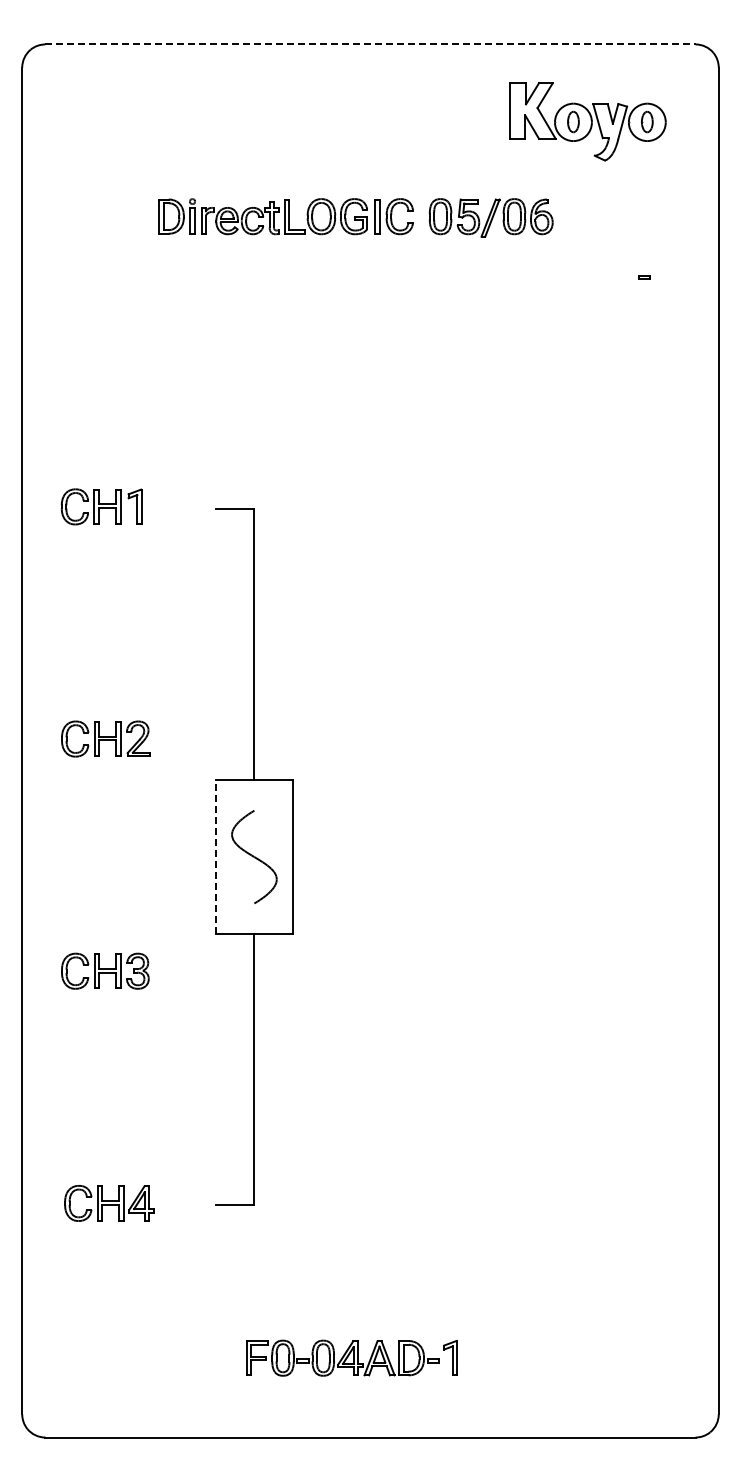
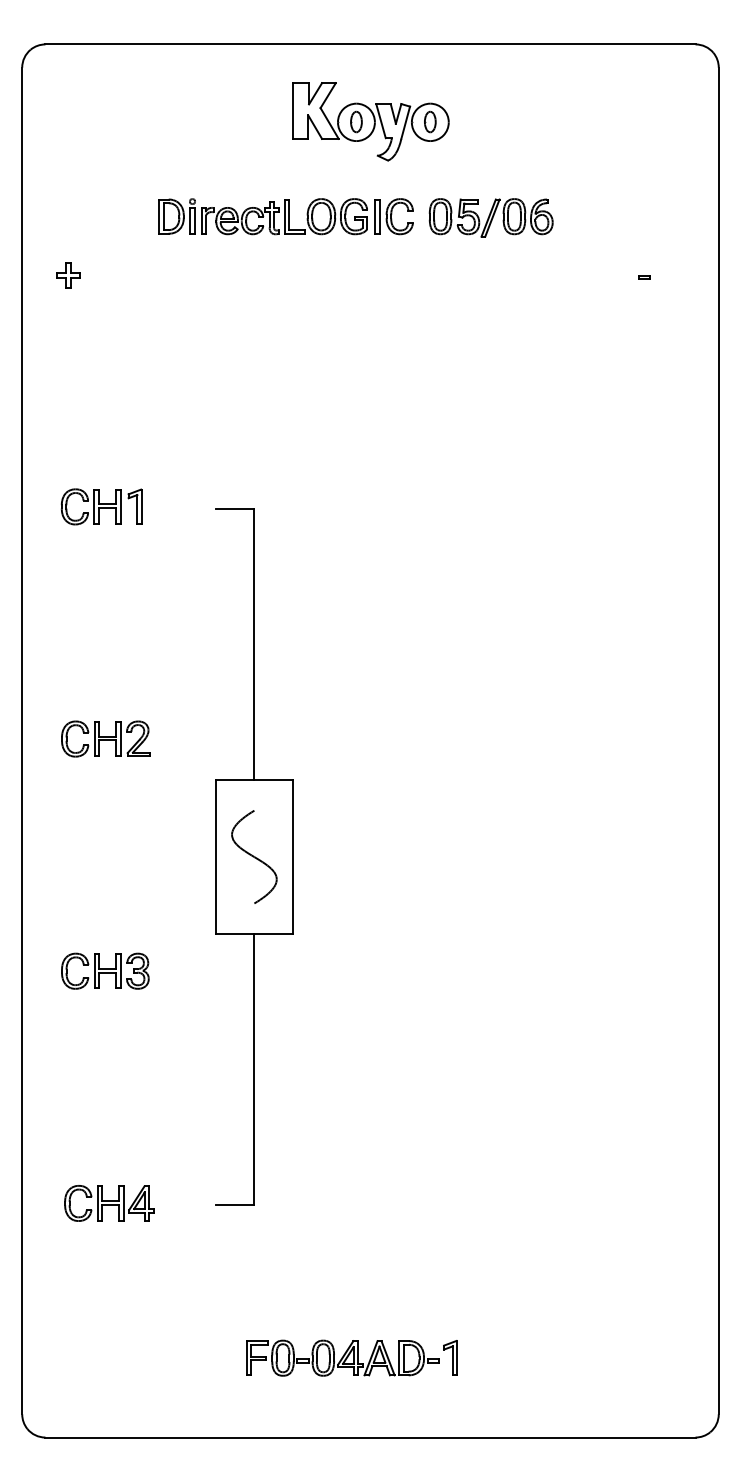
line: dashed -> solid (370, 44)
part position: (587, 121) -> (370, 121) (370, 121)
part: none -> present (68, 275)
line: dashed -> solid (215, 856)
